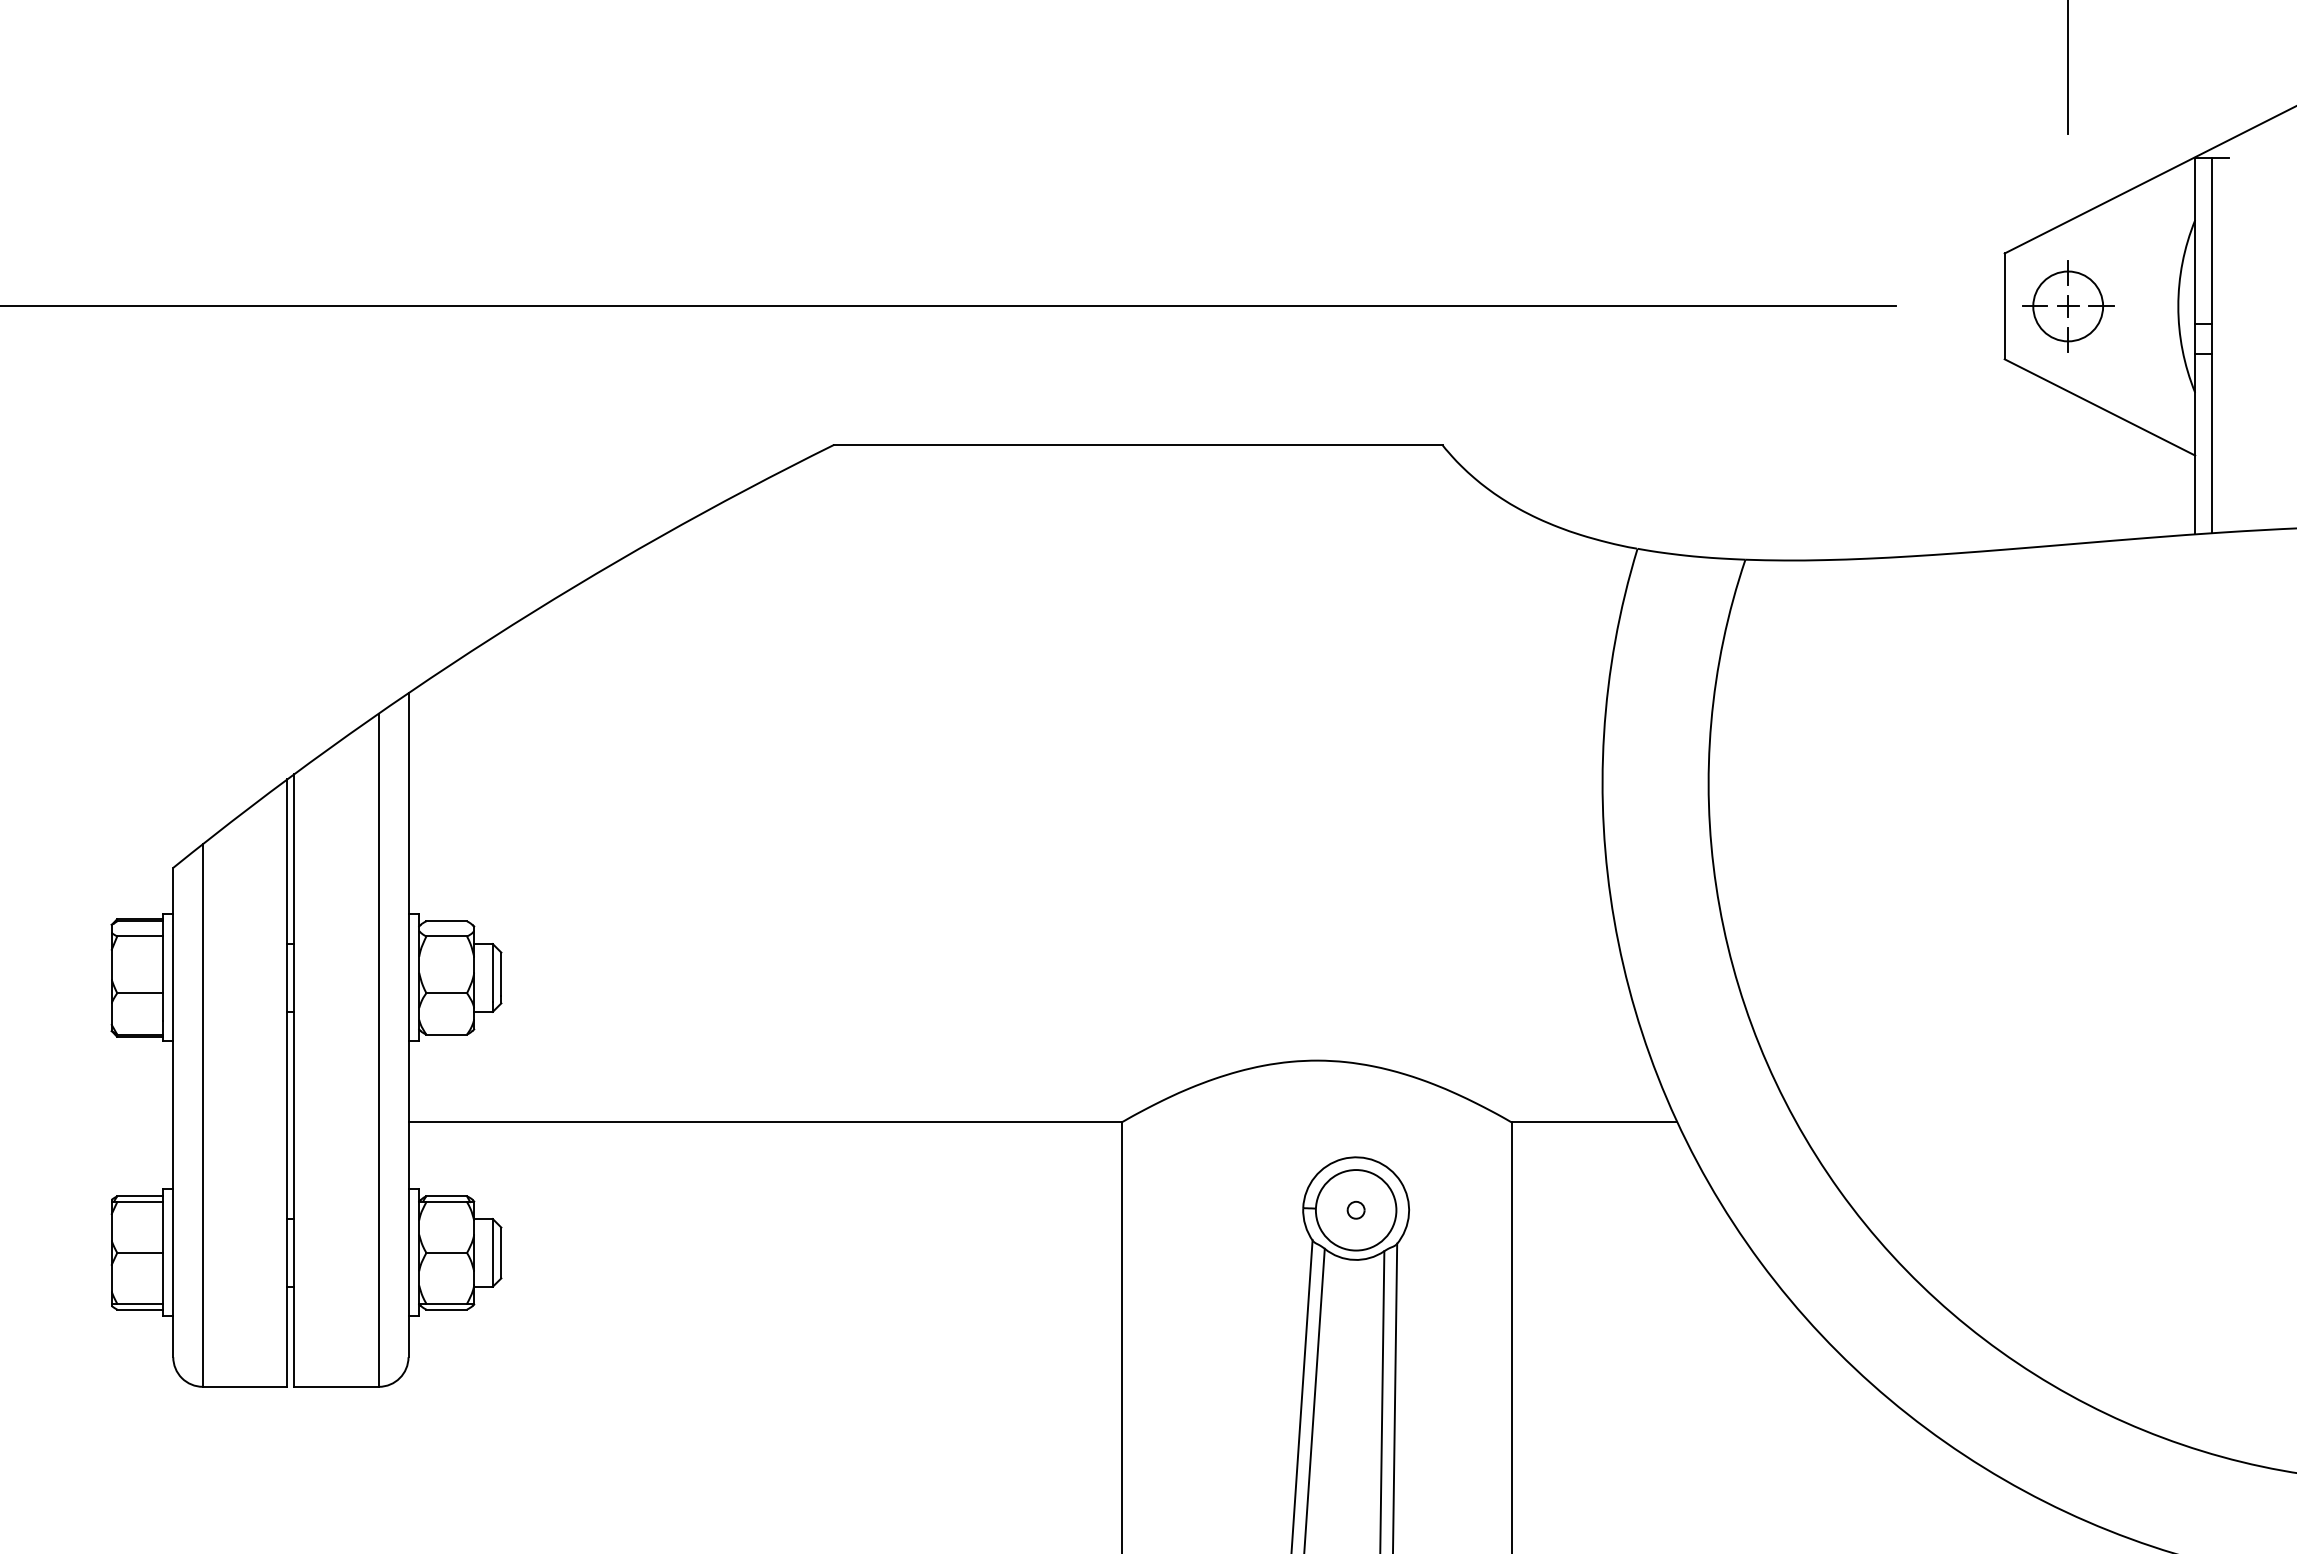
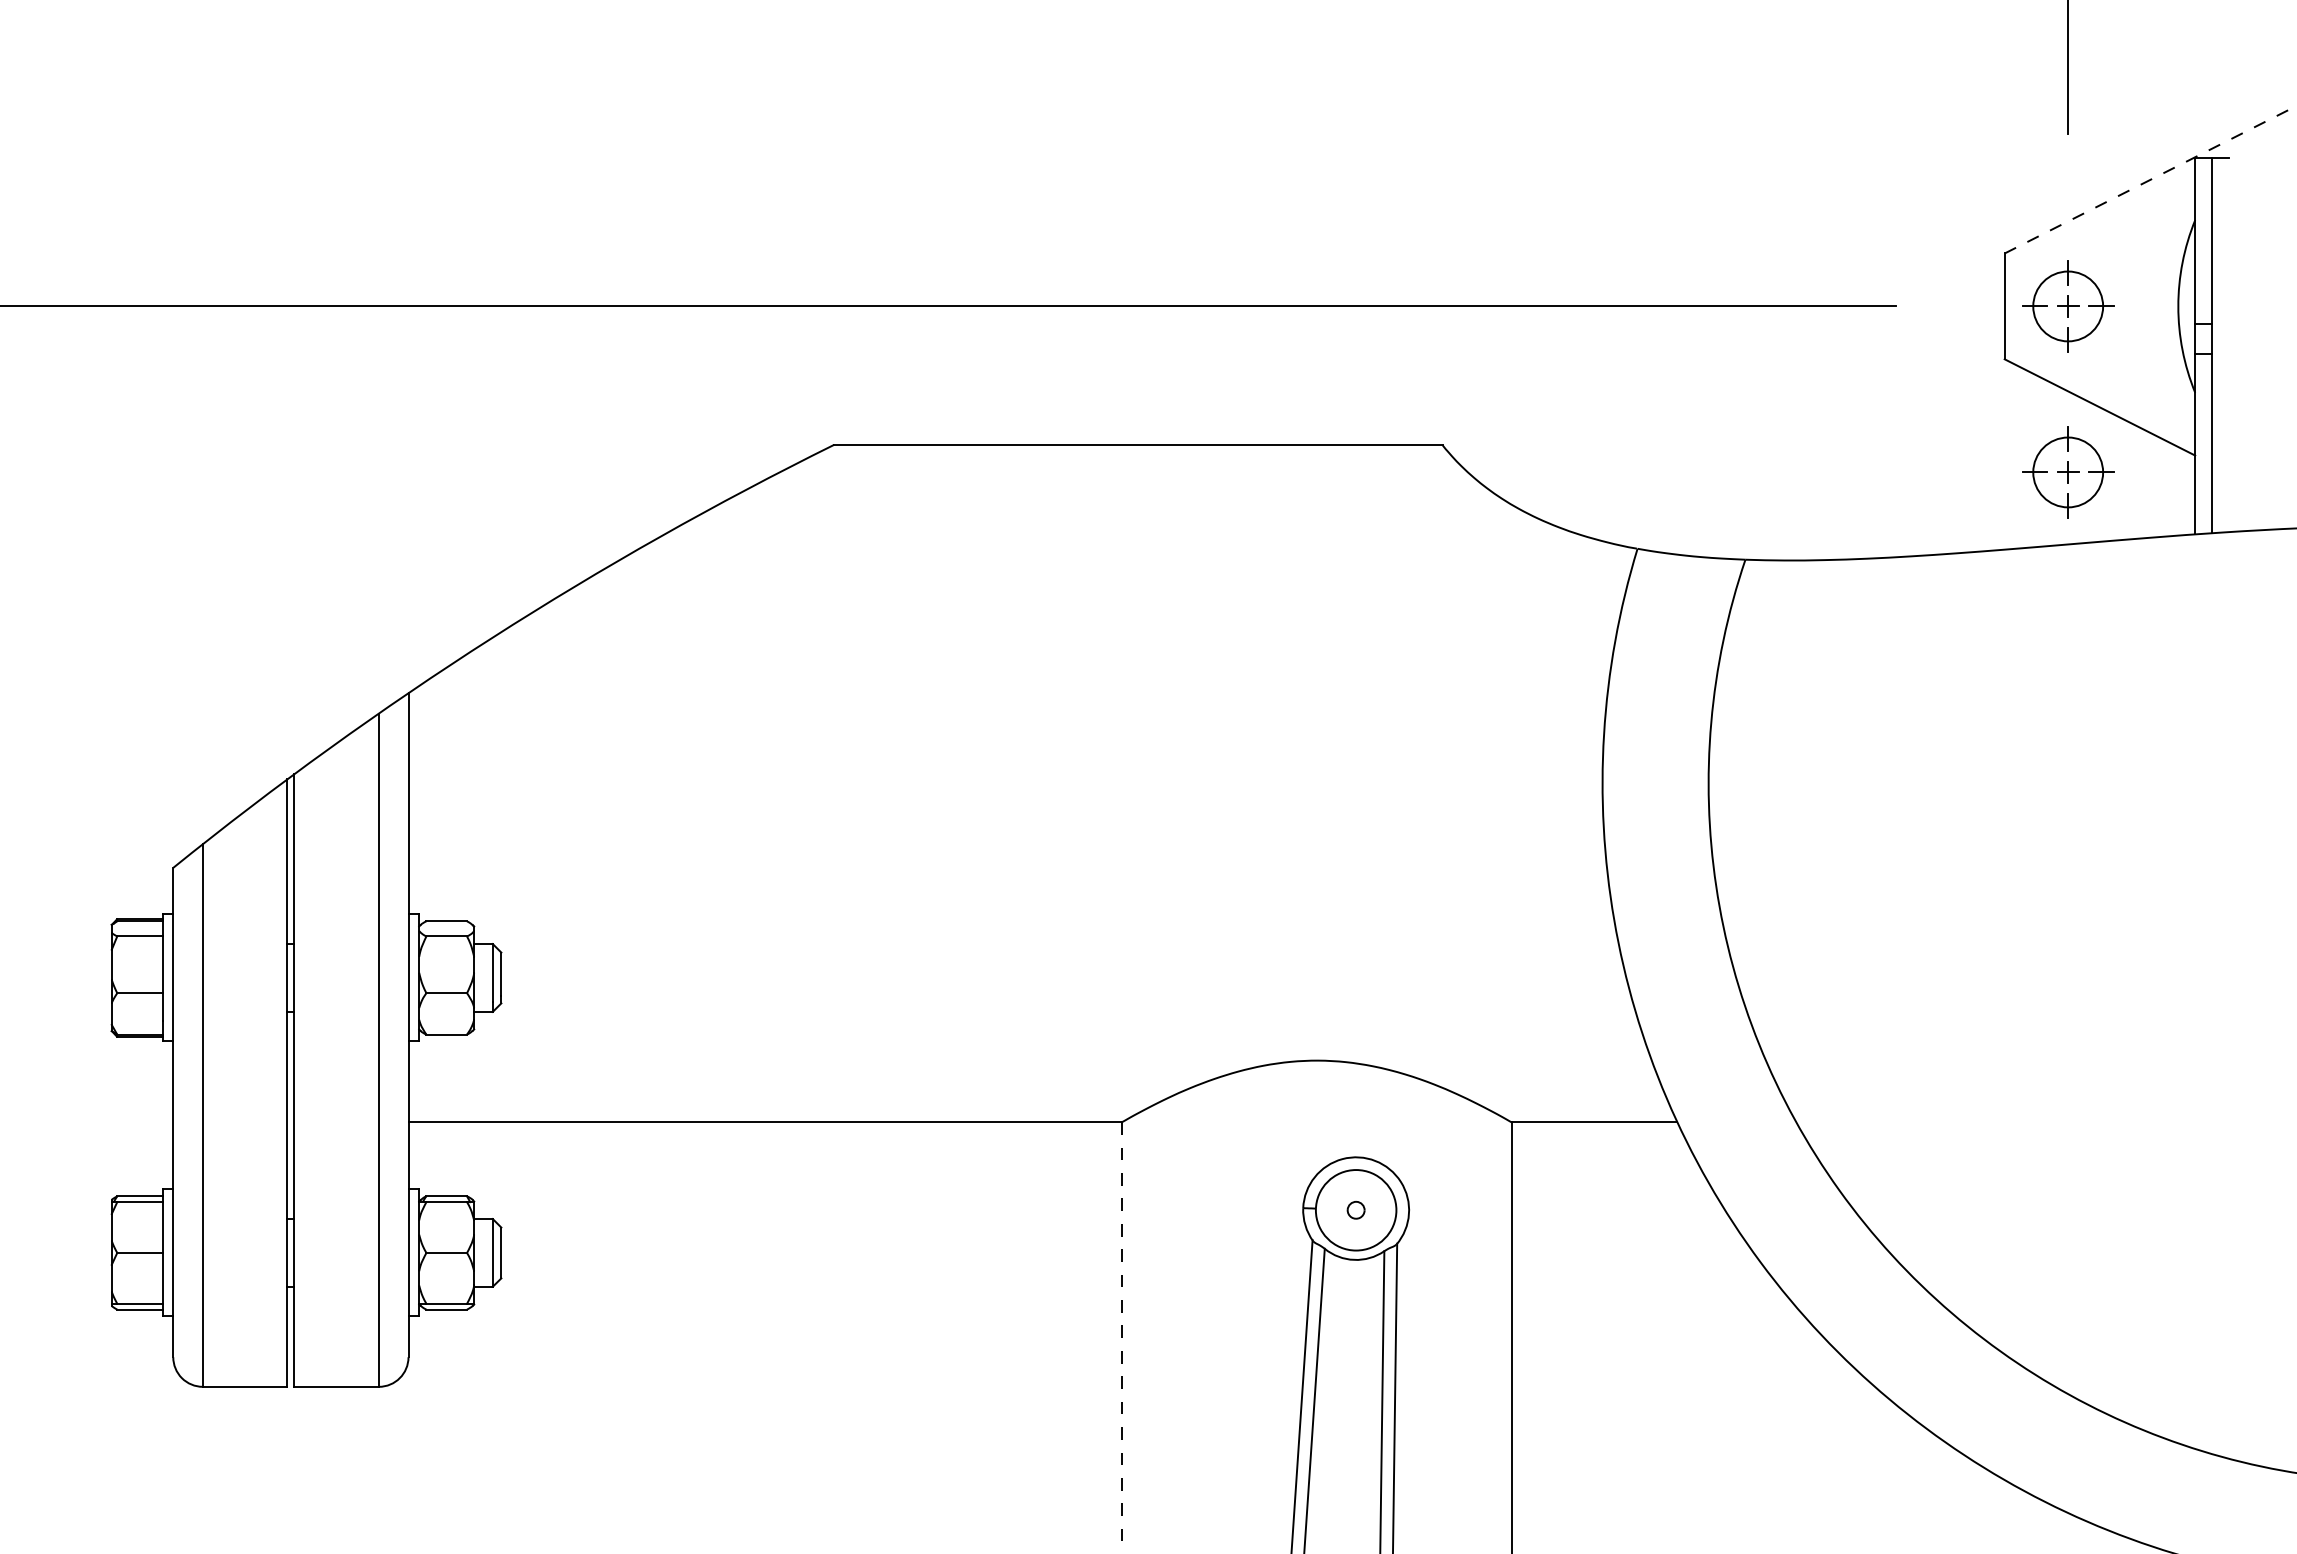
line: solid -> dashed (2150, 179)
part: none -> present (2068, 472)
line: solid -> dashed (1121, 1338)
